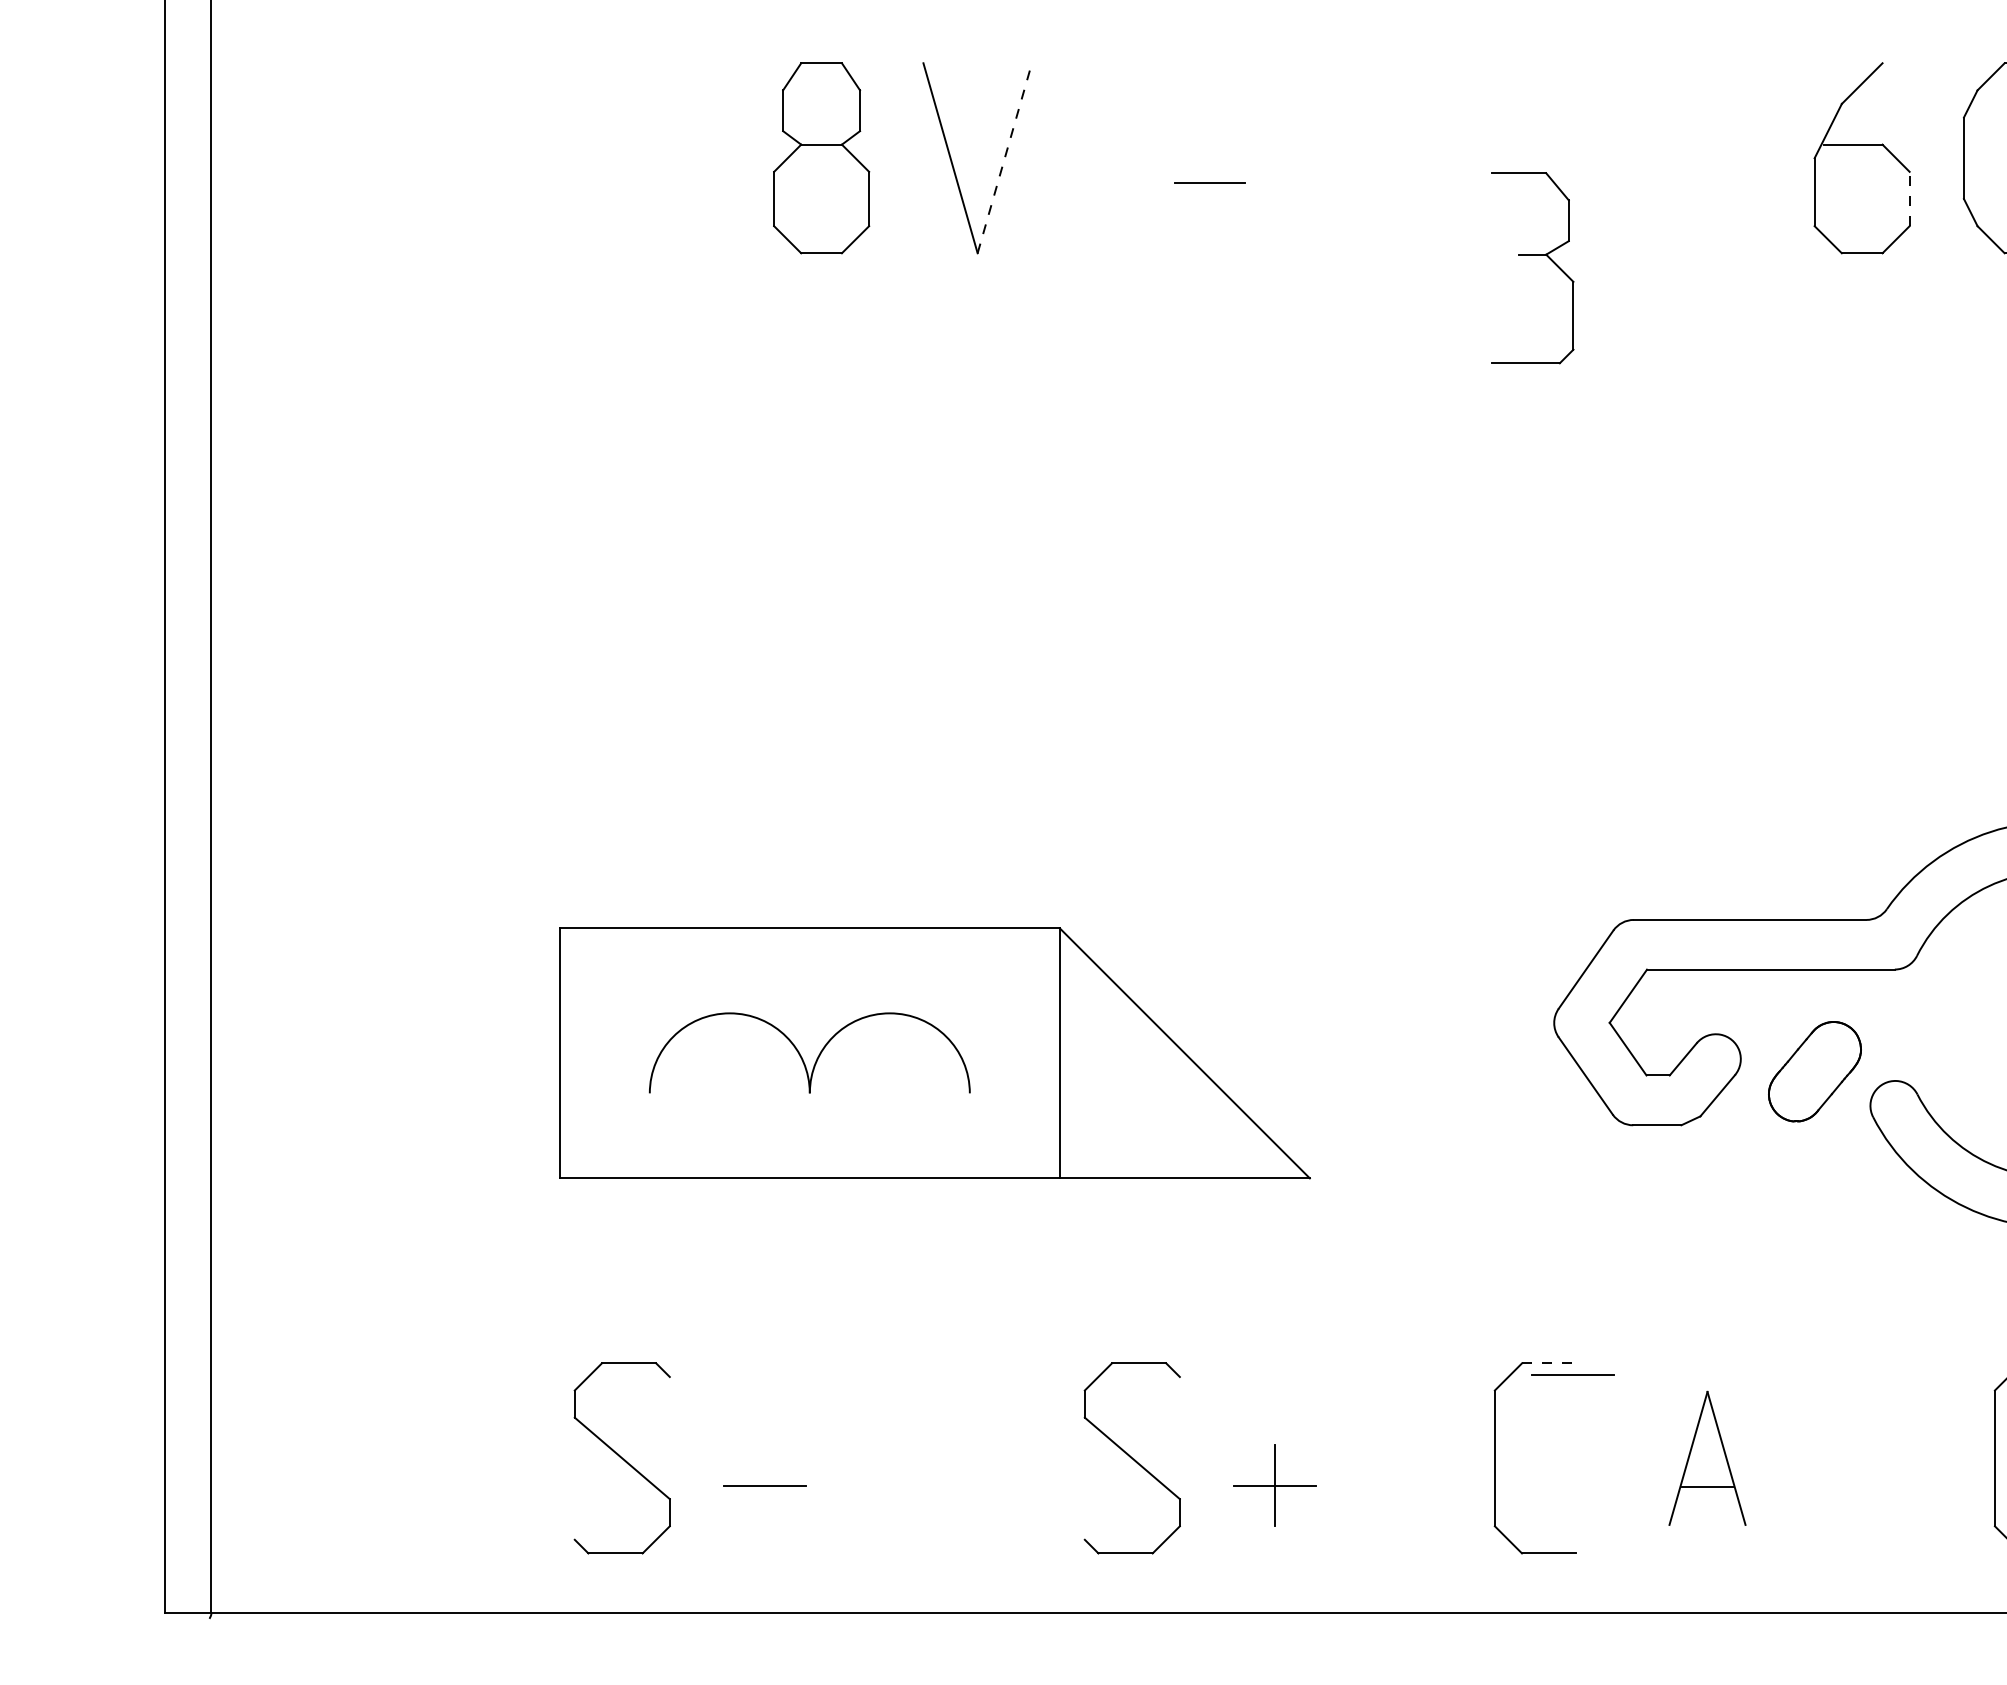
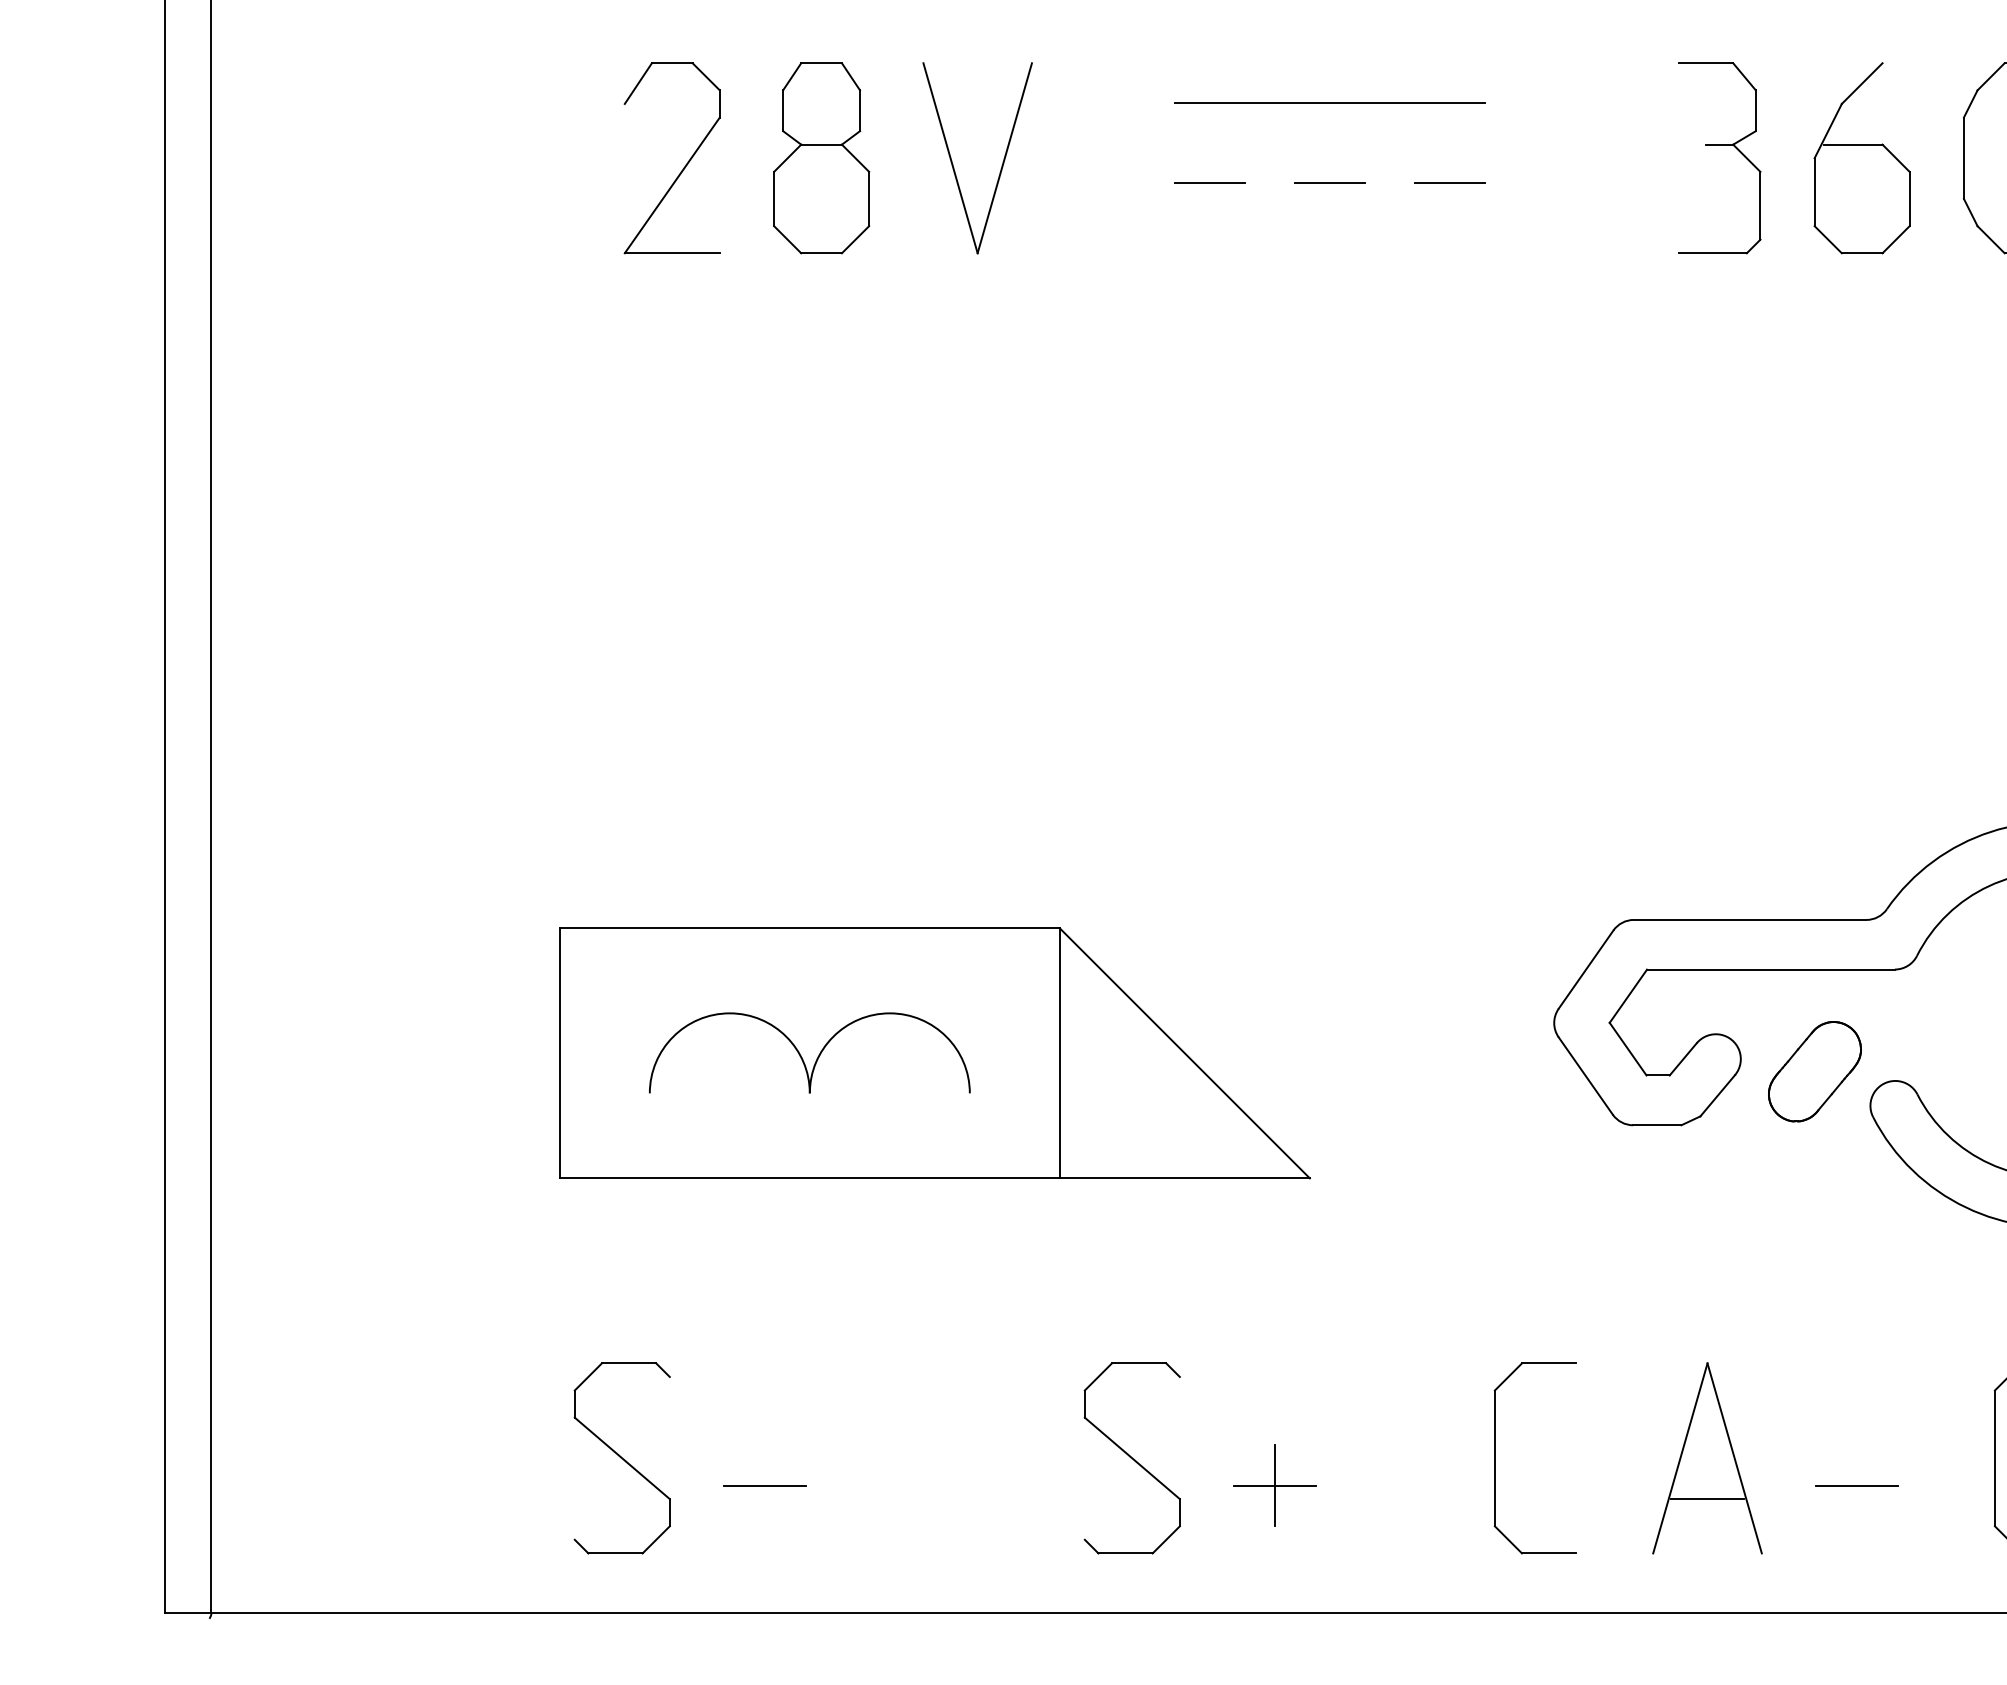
line: none -> present (1329, 103)
line: dashed -> solid (1004, 158)
part: none -> present (683, 167)
line: none -> present (1329, 183)
line: none -> present (1449, 183)
line: dashed -> solid (1909, 198)
part position: (1532, 255) -> (1719, 145) (1719, 145)
line: dashed -> solid (1549, 1363)
line position: (1572, 1374) -> (1856, 1485) (1856, 1485)
part size: 79x136 px -> 111x193 px (1707, 1458)
